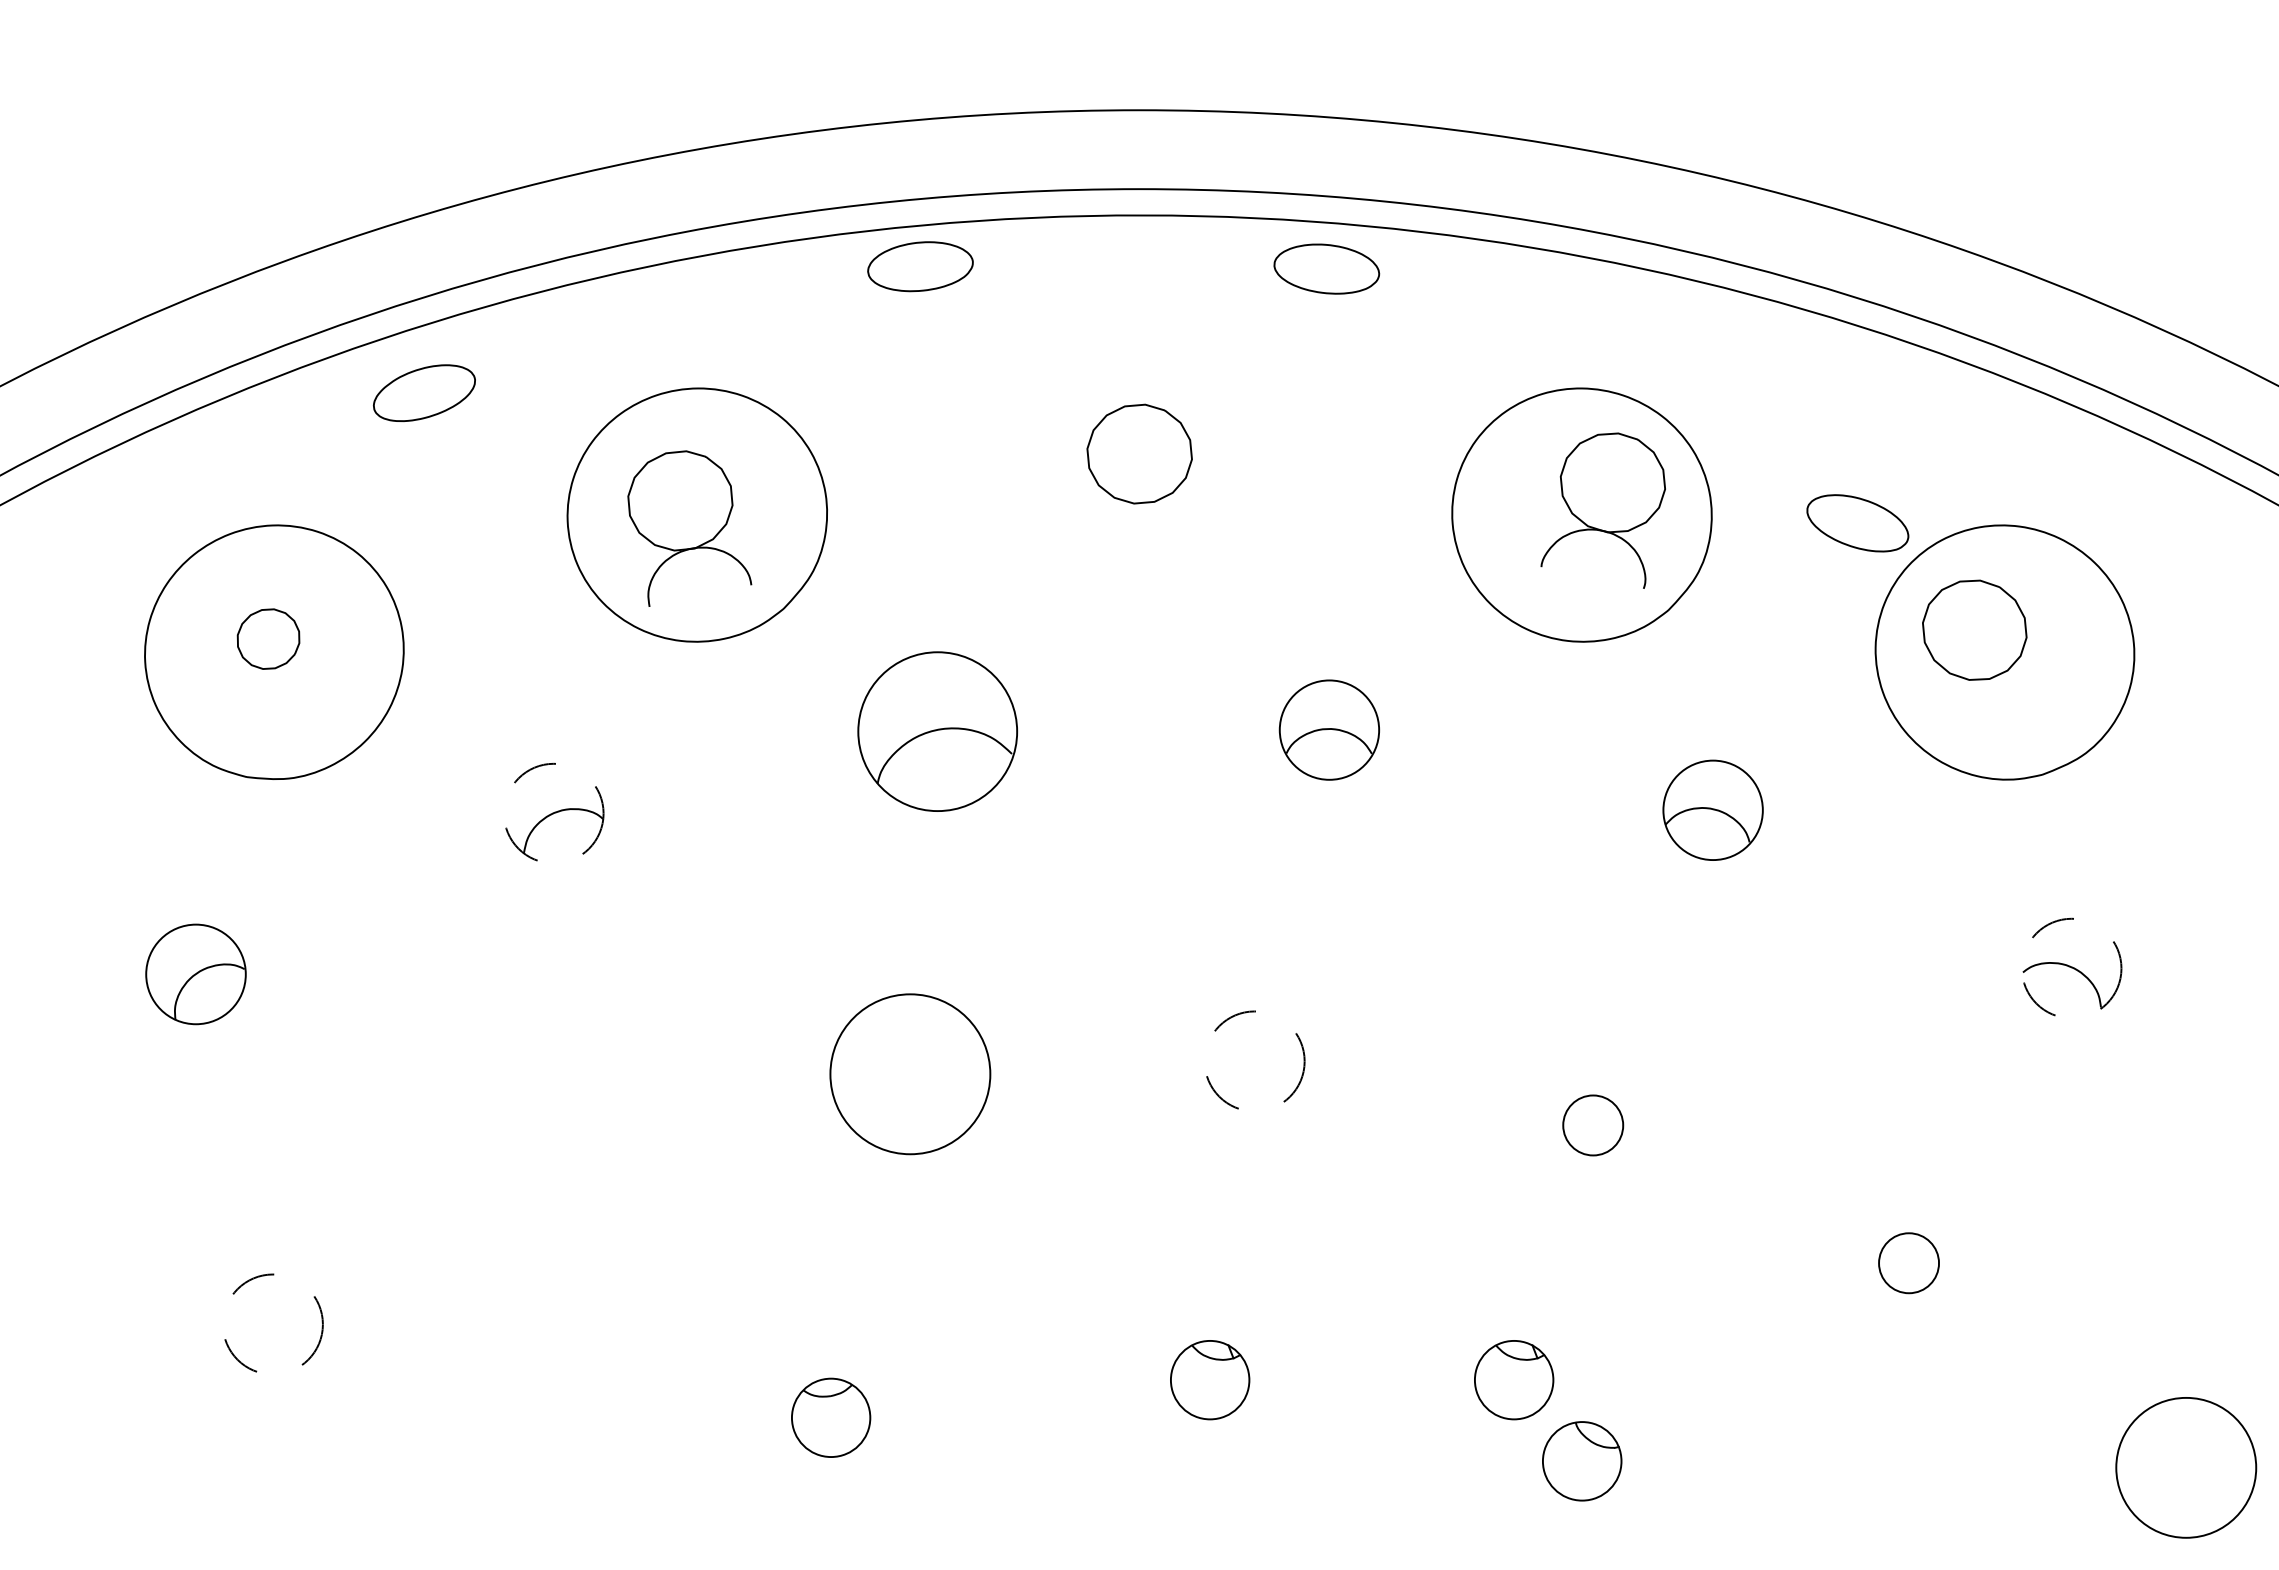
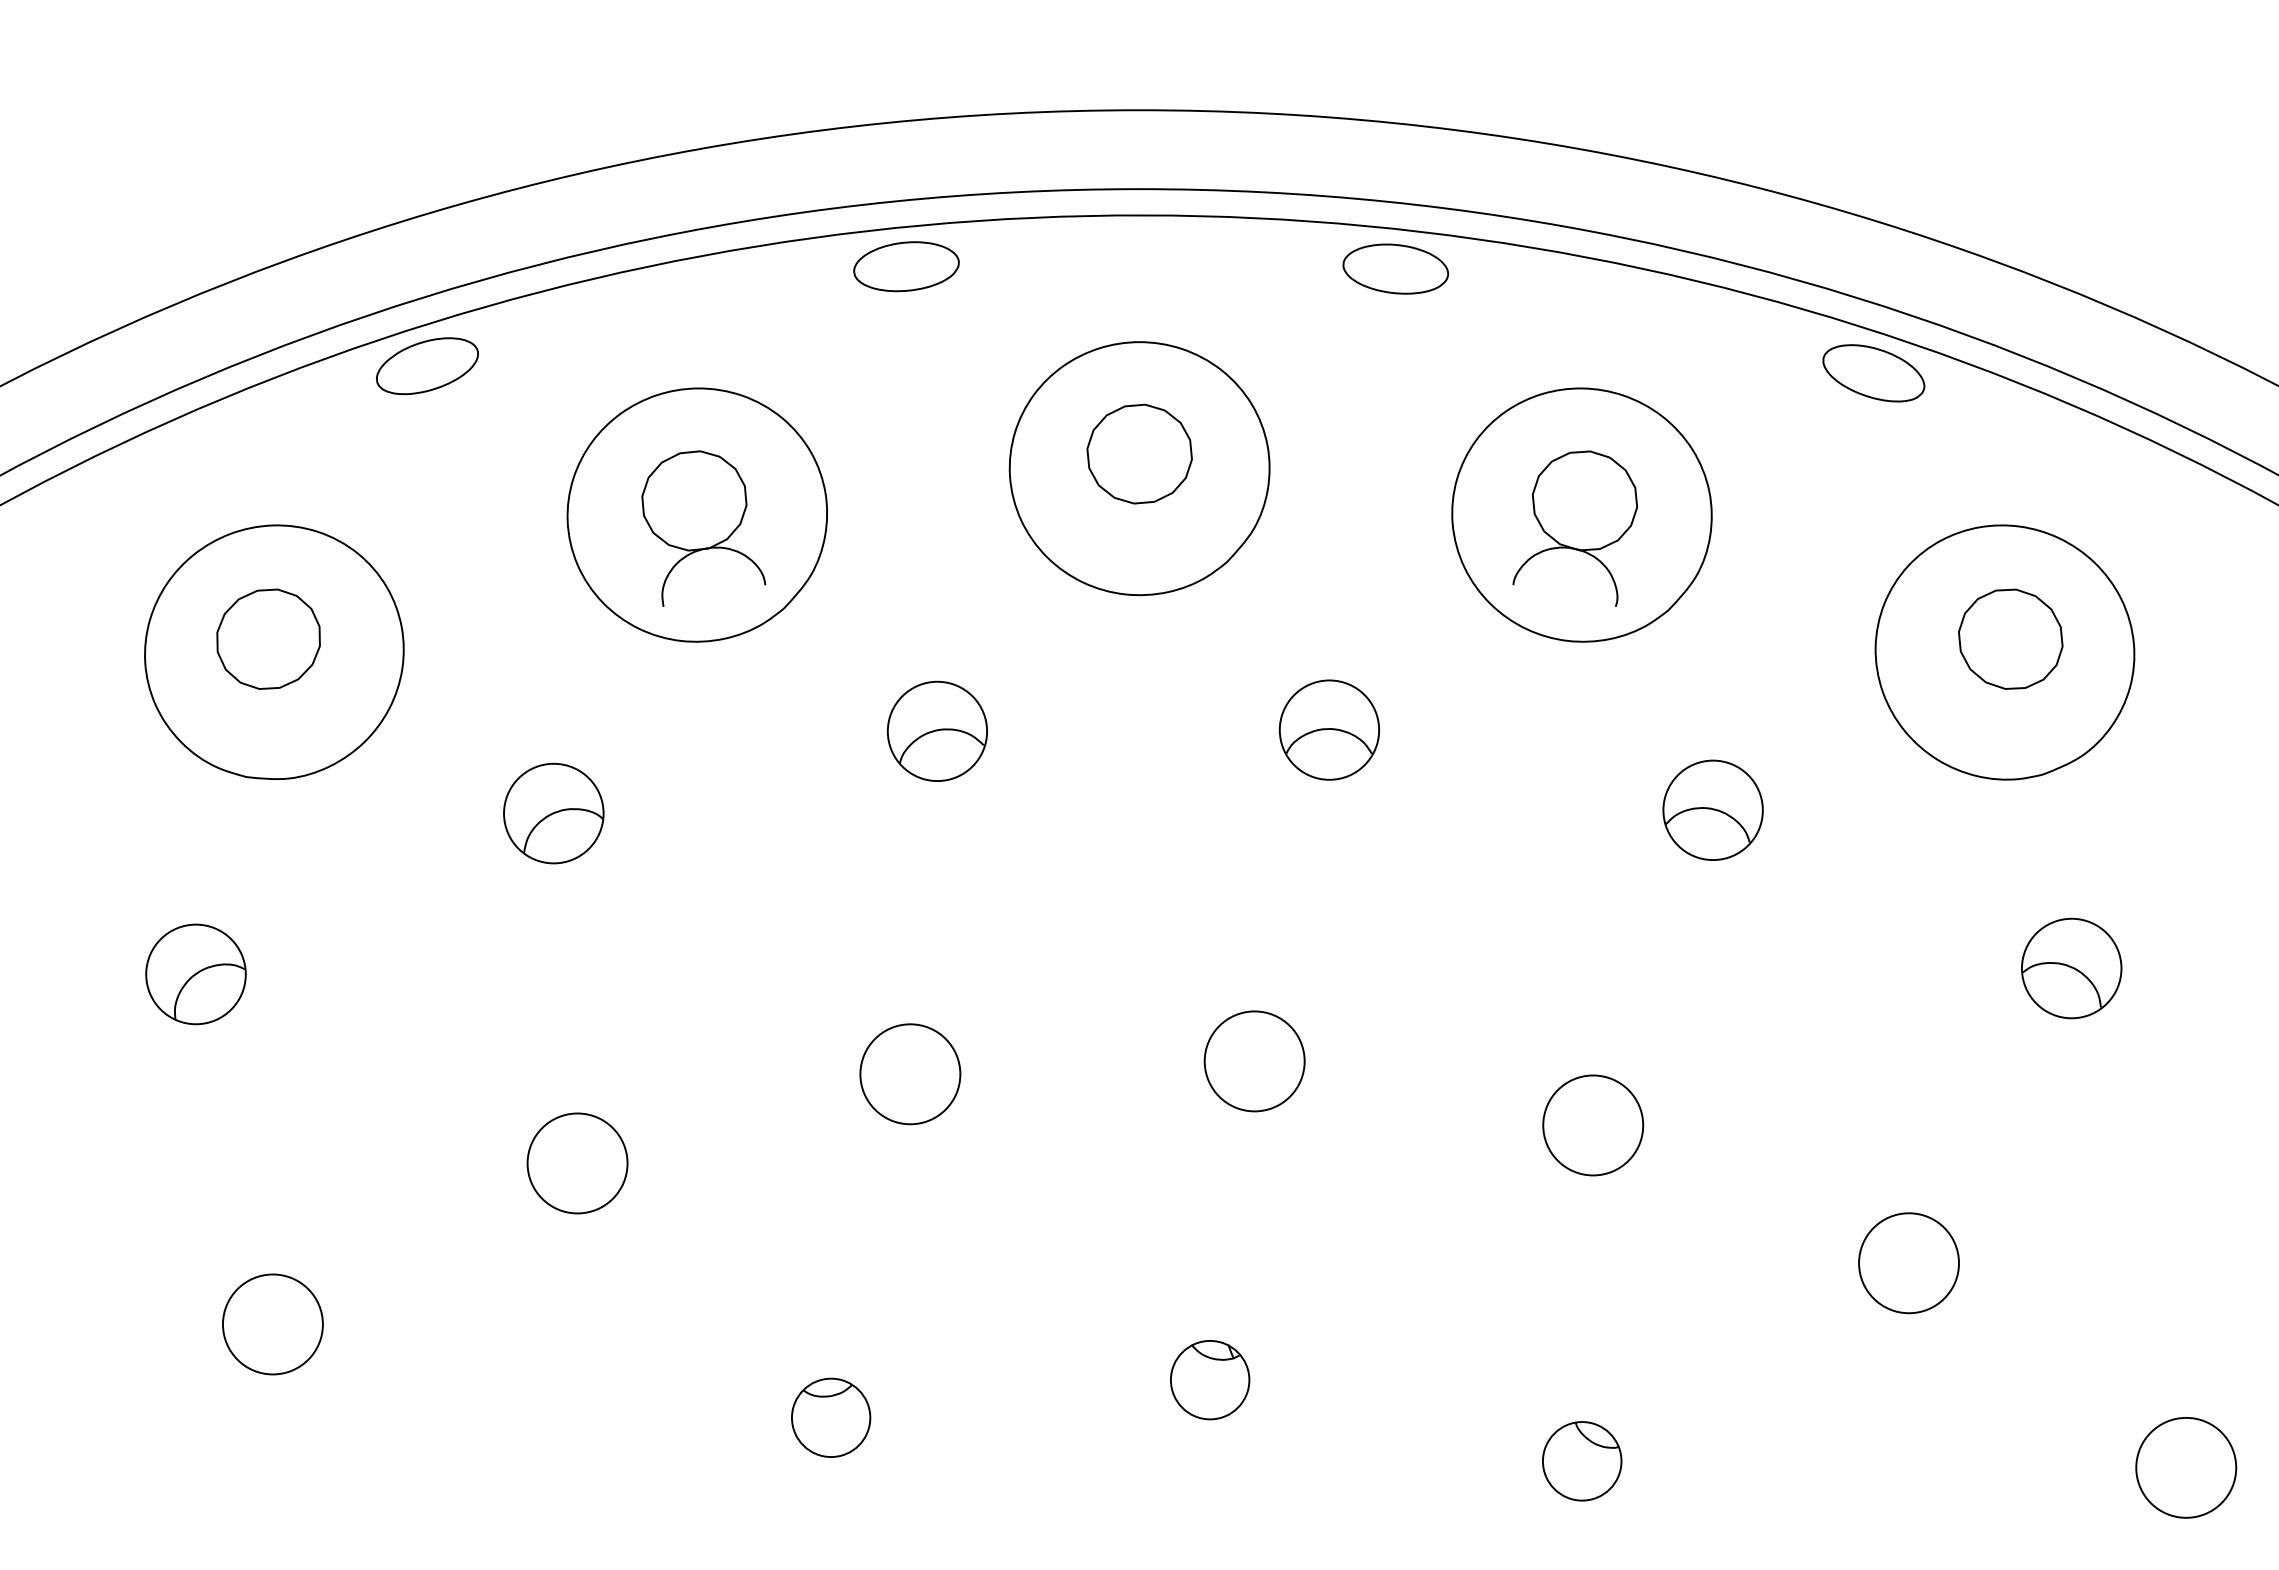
part position: (920, 266) -> (906, 266) (906, 266)
part position: (1326, 268) -> (1395, 268) (1395, 268)
part position: (424, 392) -> (427, 365) (427, 365)
part: none -> present (1139, 468)
part position: (1602, 510) -> (1574, 528) (1574, 528)
part position: (1857, 523) -> (1873, 373) (1873, 373)
part position: (689, 528) -> (703, 528) (703, 528)
part position: (1974, 629) -> (2010, 638) (2010, 638)
part size: 65x62 px -> 105x102 px (268, 638)
part size: 162x161 px -> 102x102 px (936, 730)
circle: dashed -> solid (553, 813)
circle: dashed -> solid (2071, 968)
circle: dashed -> solid (1254, 1061)
circle diameter: 160 px -> 100 px (910, 1074)
circle diameter: 60 px -> 100 px (1593, 1125)
circle: none -> present (577, 1163)
circle diameter: 60 px -> 100 px (1909, 1263)
circle: dashed -> solid (272, 1324)
part: present -> none (1514, 1380)
circle diameter: 140 px -> 100 px (2186, 1467)
